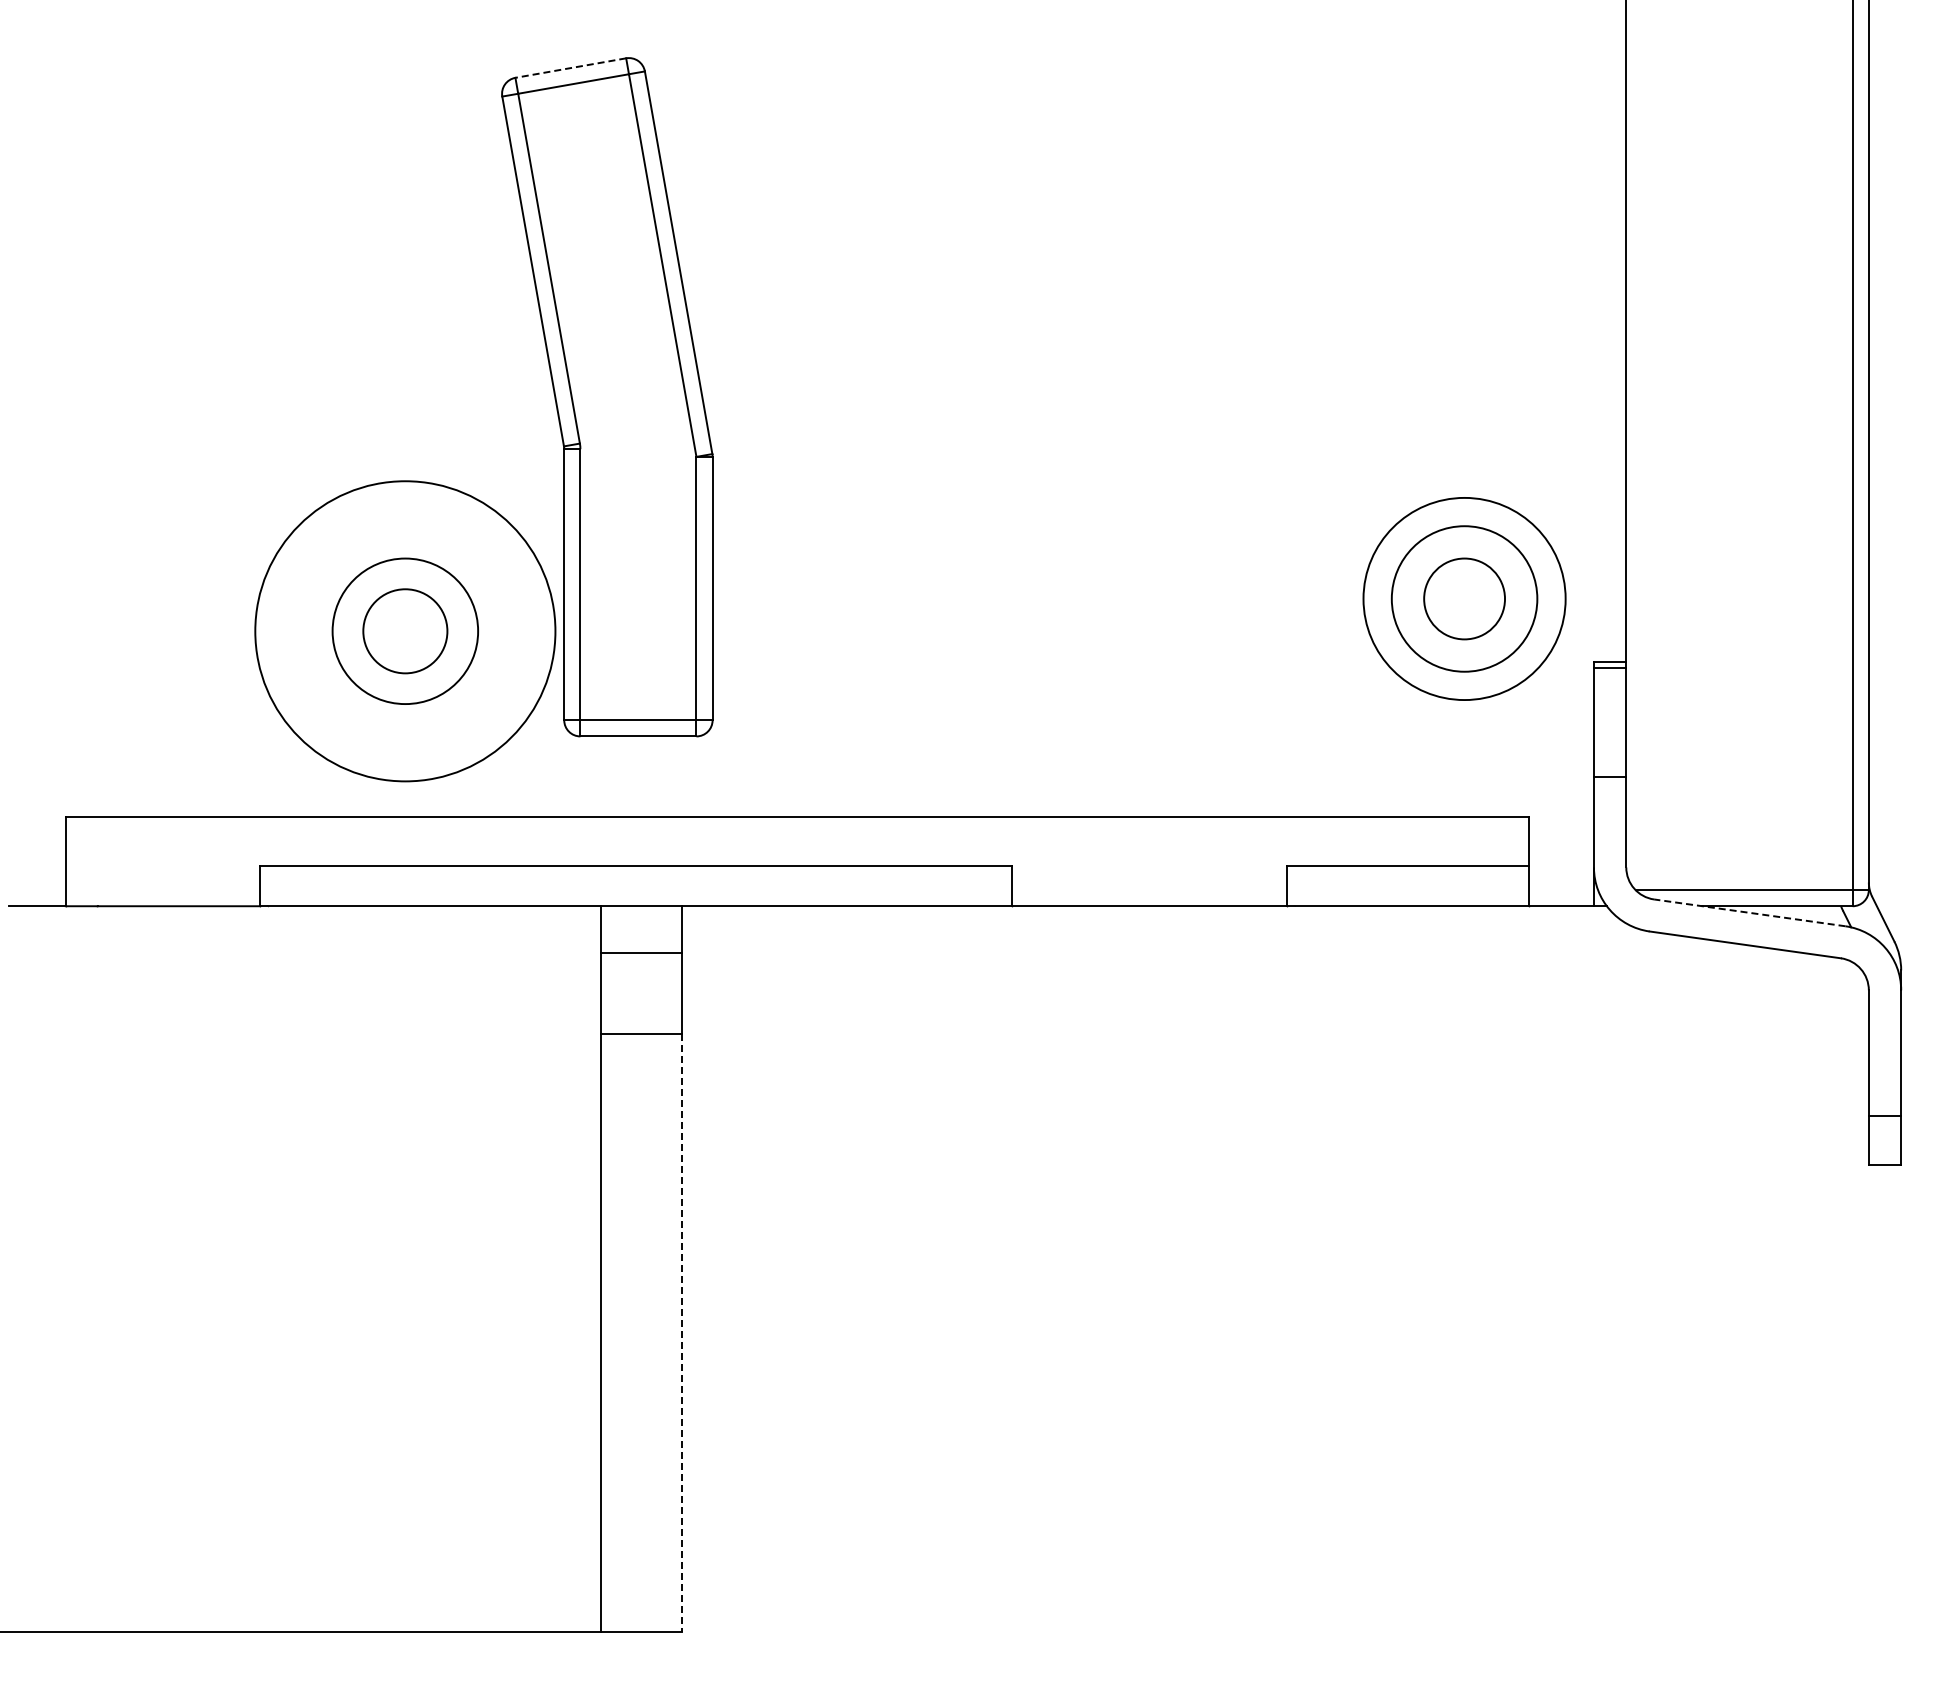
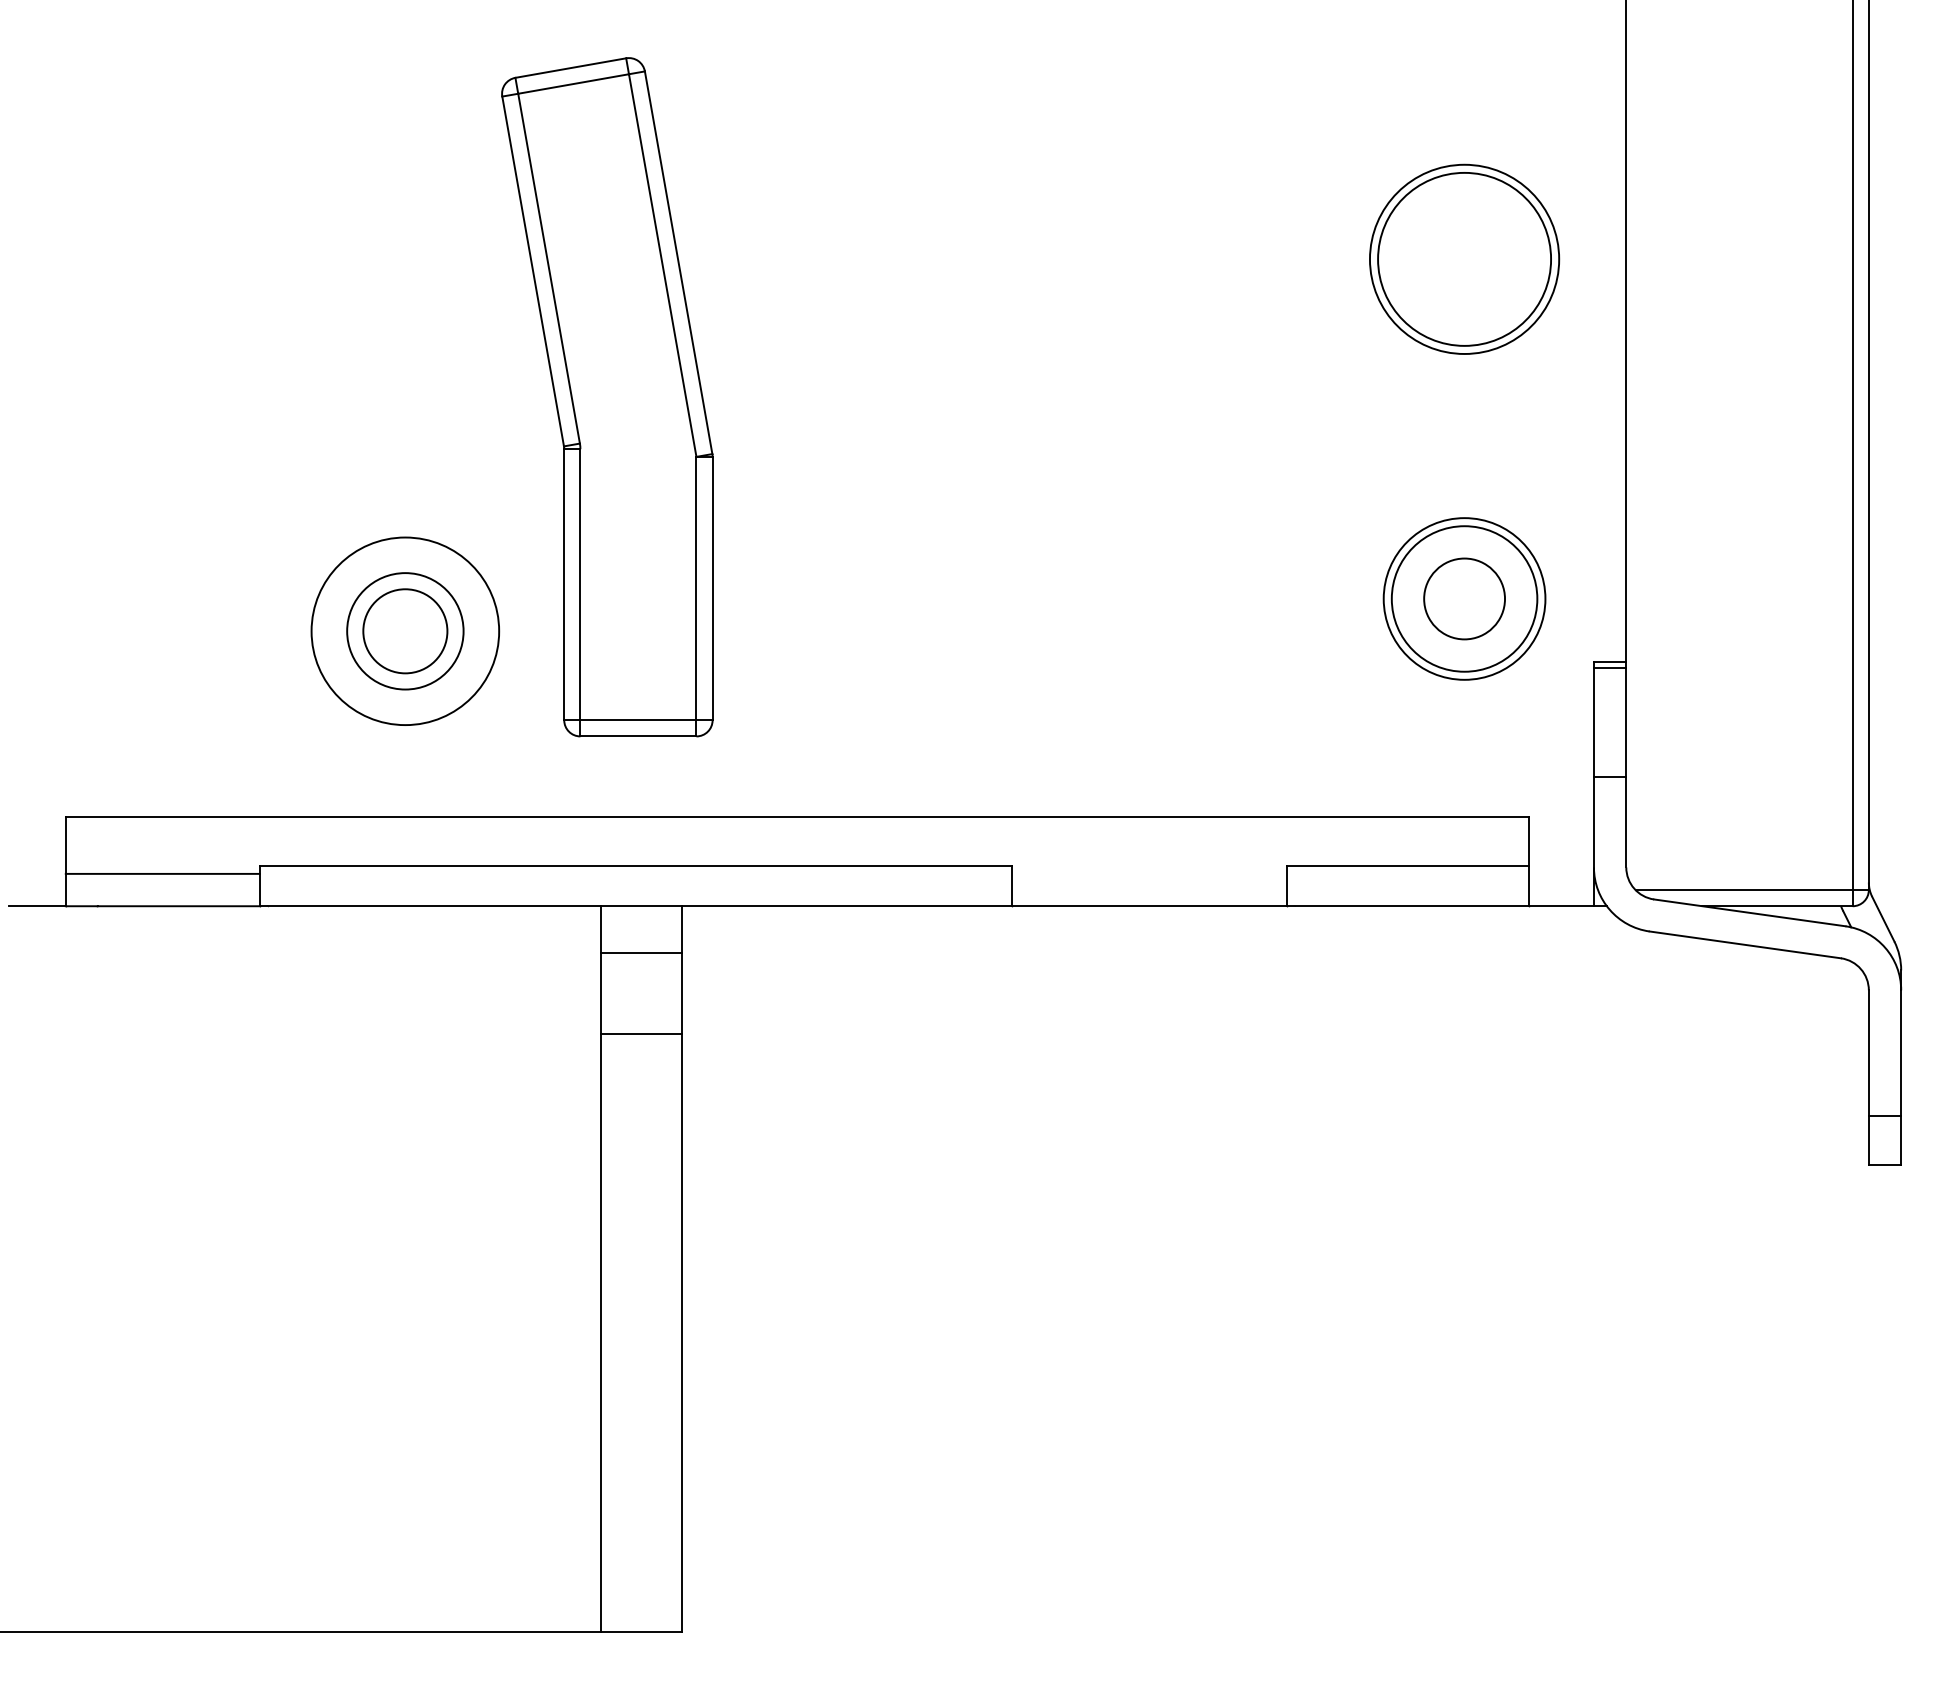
line: dashed -> solid (570, 68)
part: none -> present (1464, 258)
circle diameter: 202 px -> 162 px (1464, 598)
circle diameter: 146 px -> 116 px (405, 631)
circle diameter: 300 px -> 188 px (405, 631)
line: none -> present (162, 873)
line: dashed -> solid (1749, 912)
line: dashed -> solid (681, 1333)
